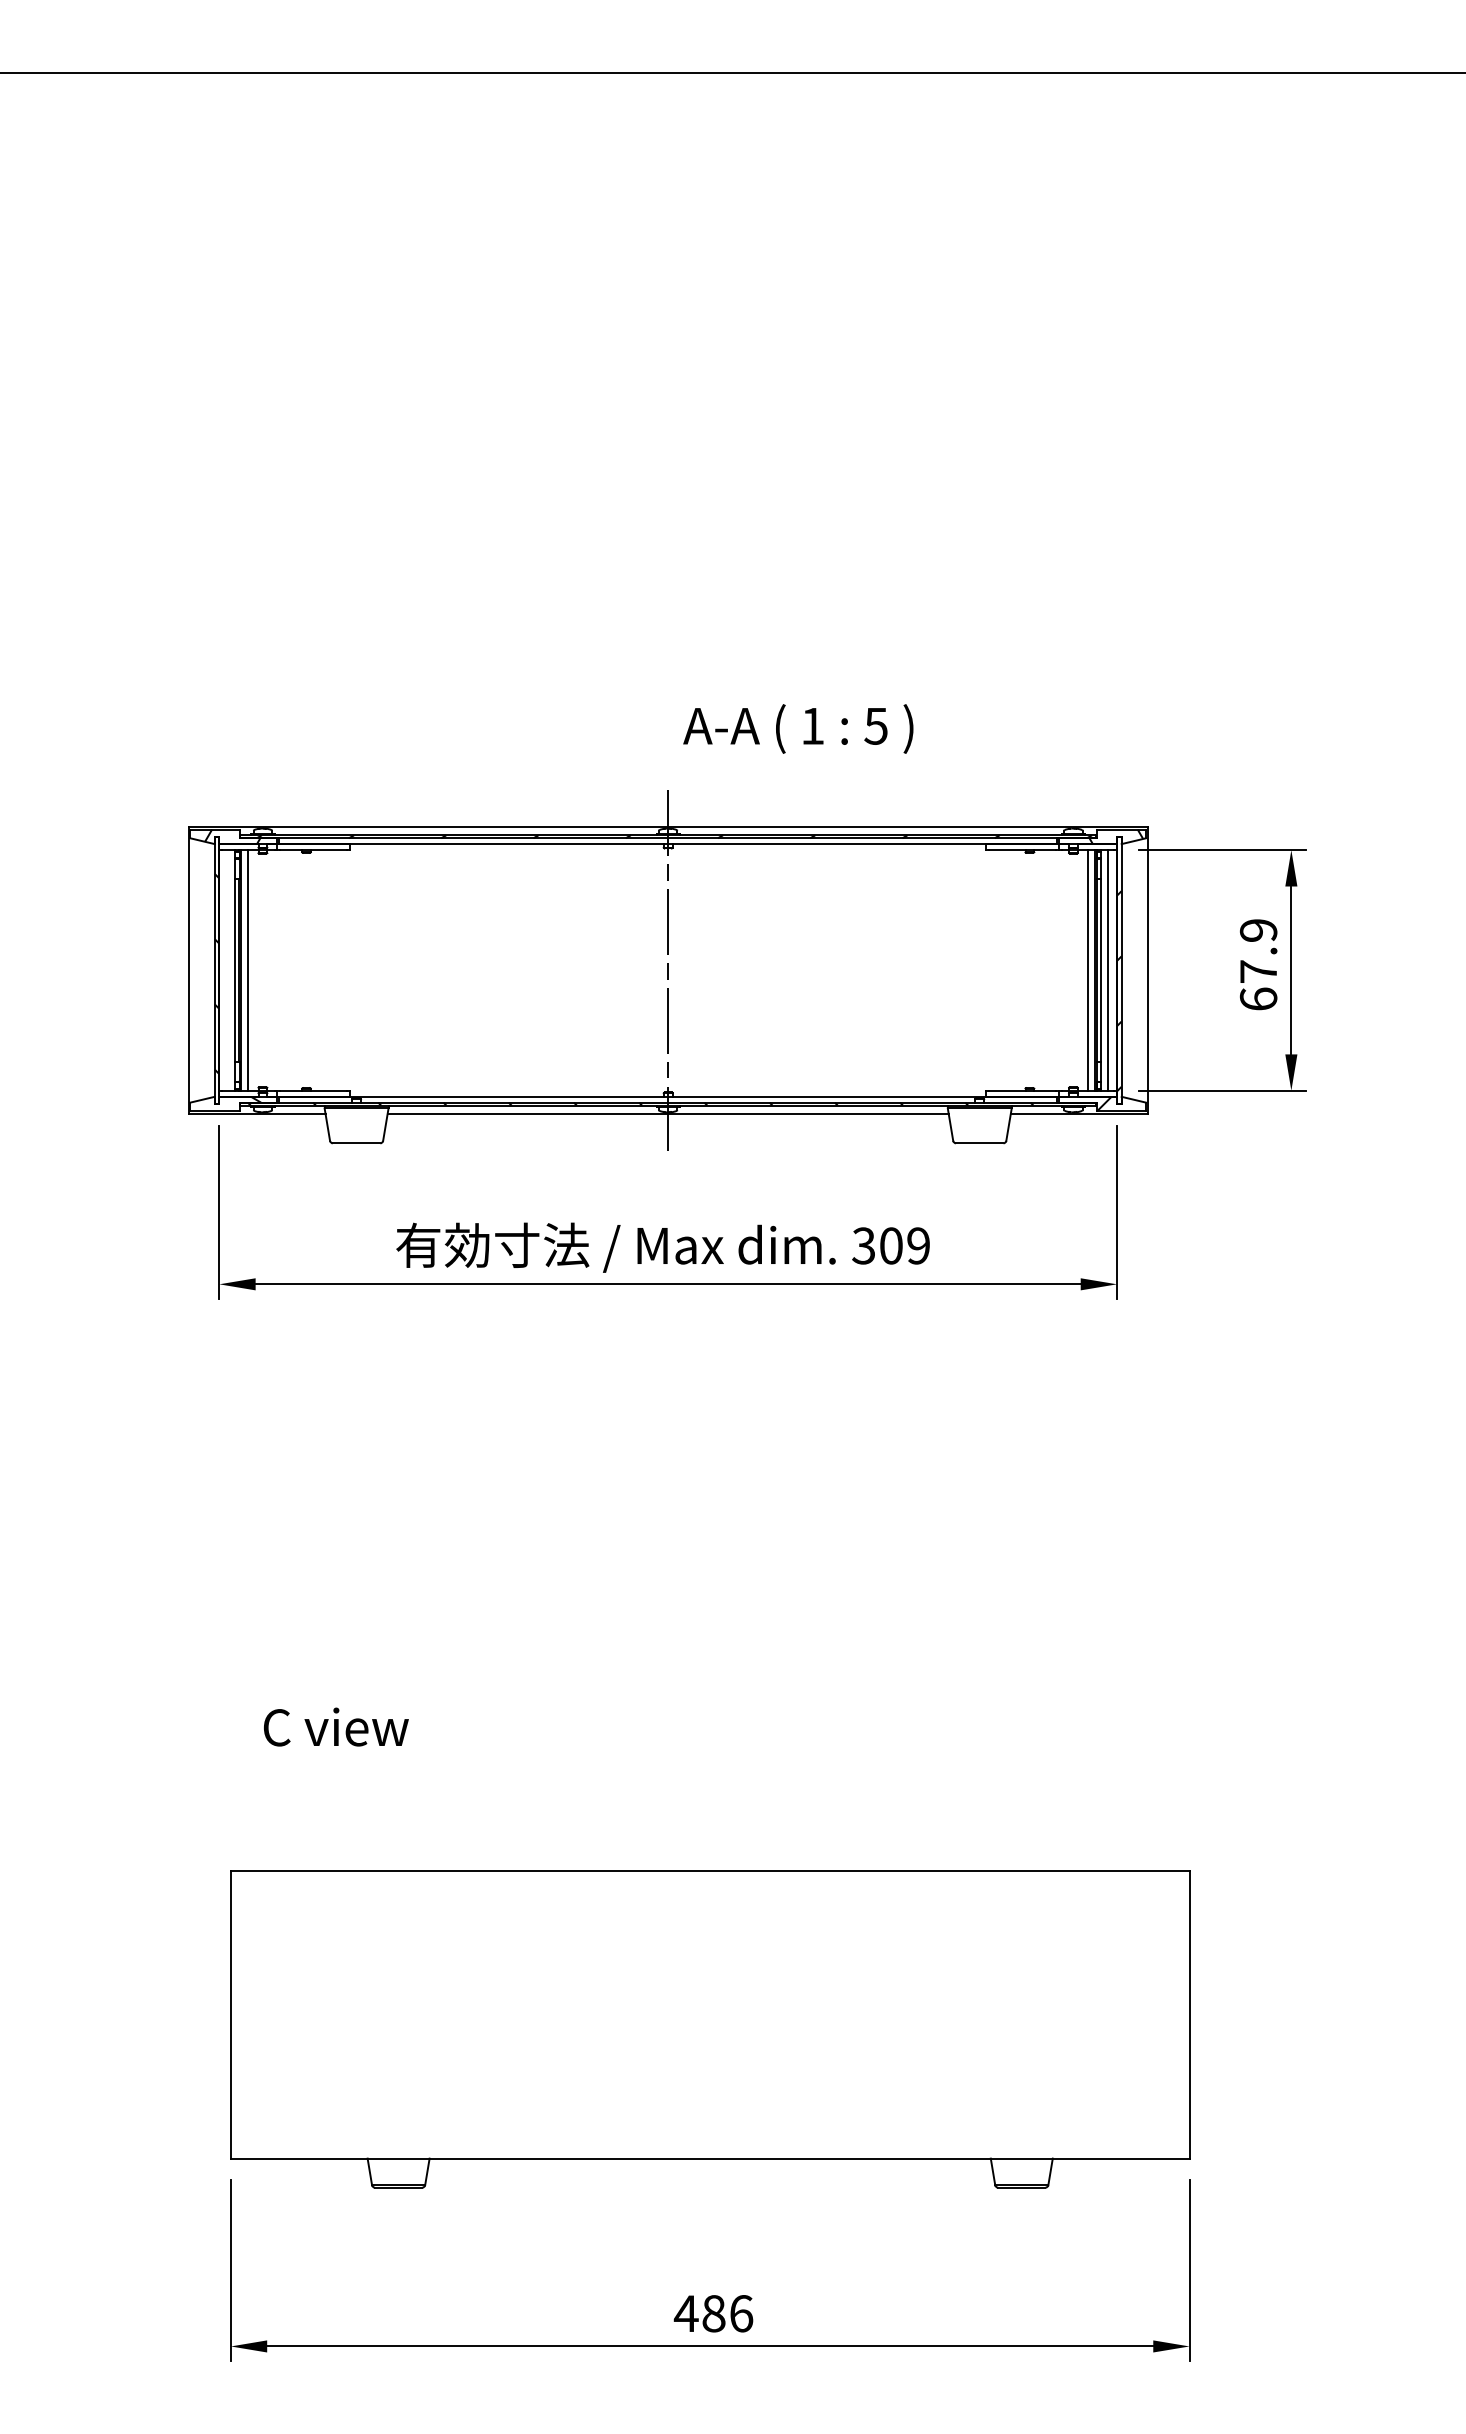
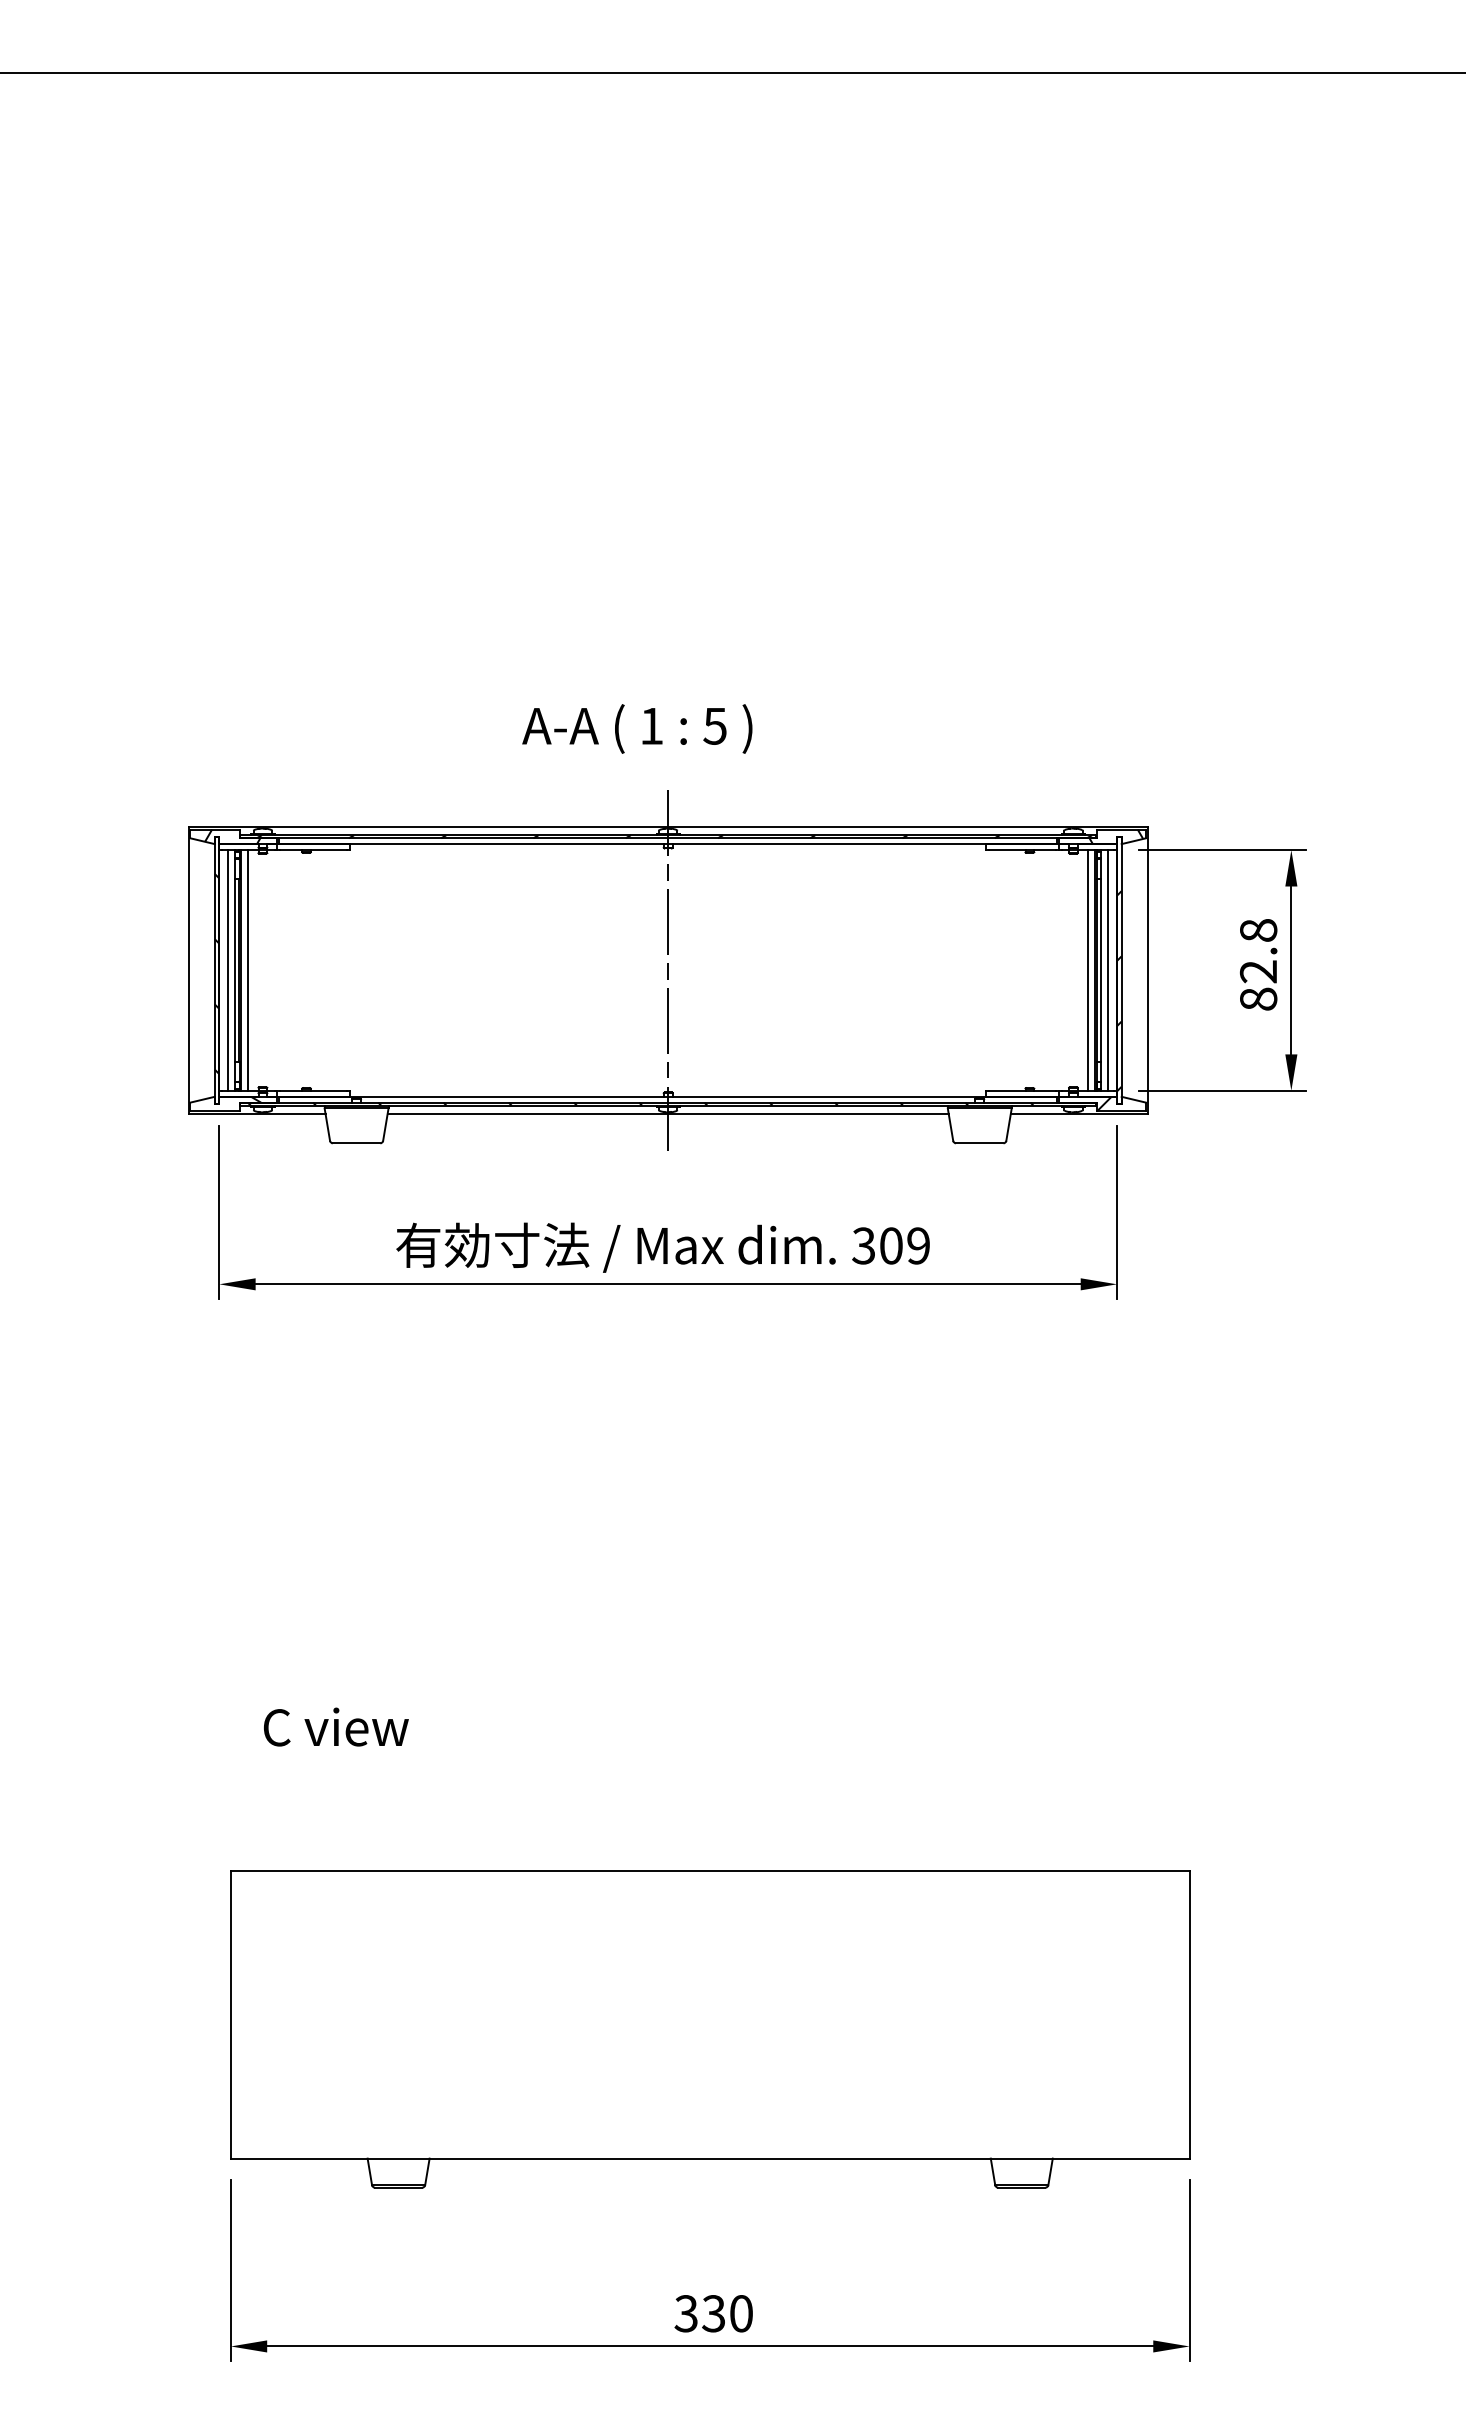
text position: (798, 728) -> (637, 728) (637, 728)
text: 67.9 -> 82.8 (1258, 964)
line: none -> present (228, 970)
text: 486 -> 330 (713, 2313)
